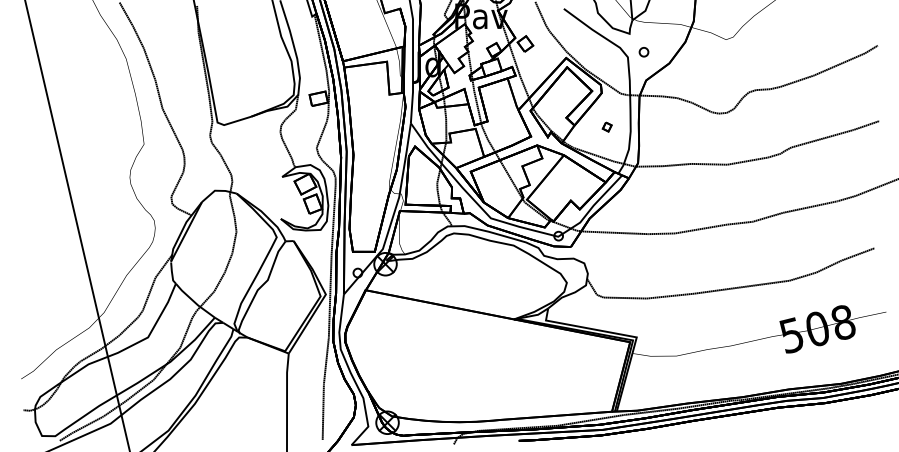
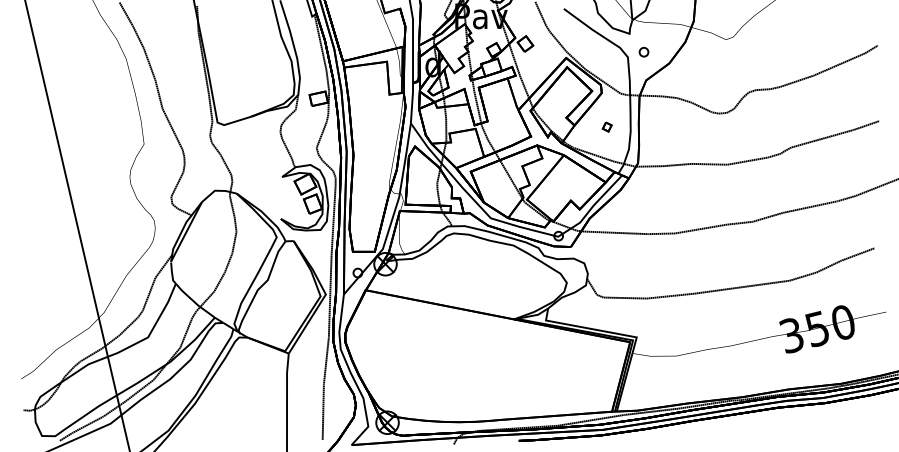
text: 508 -> 350 (817, 329)
